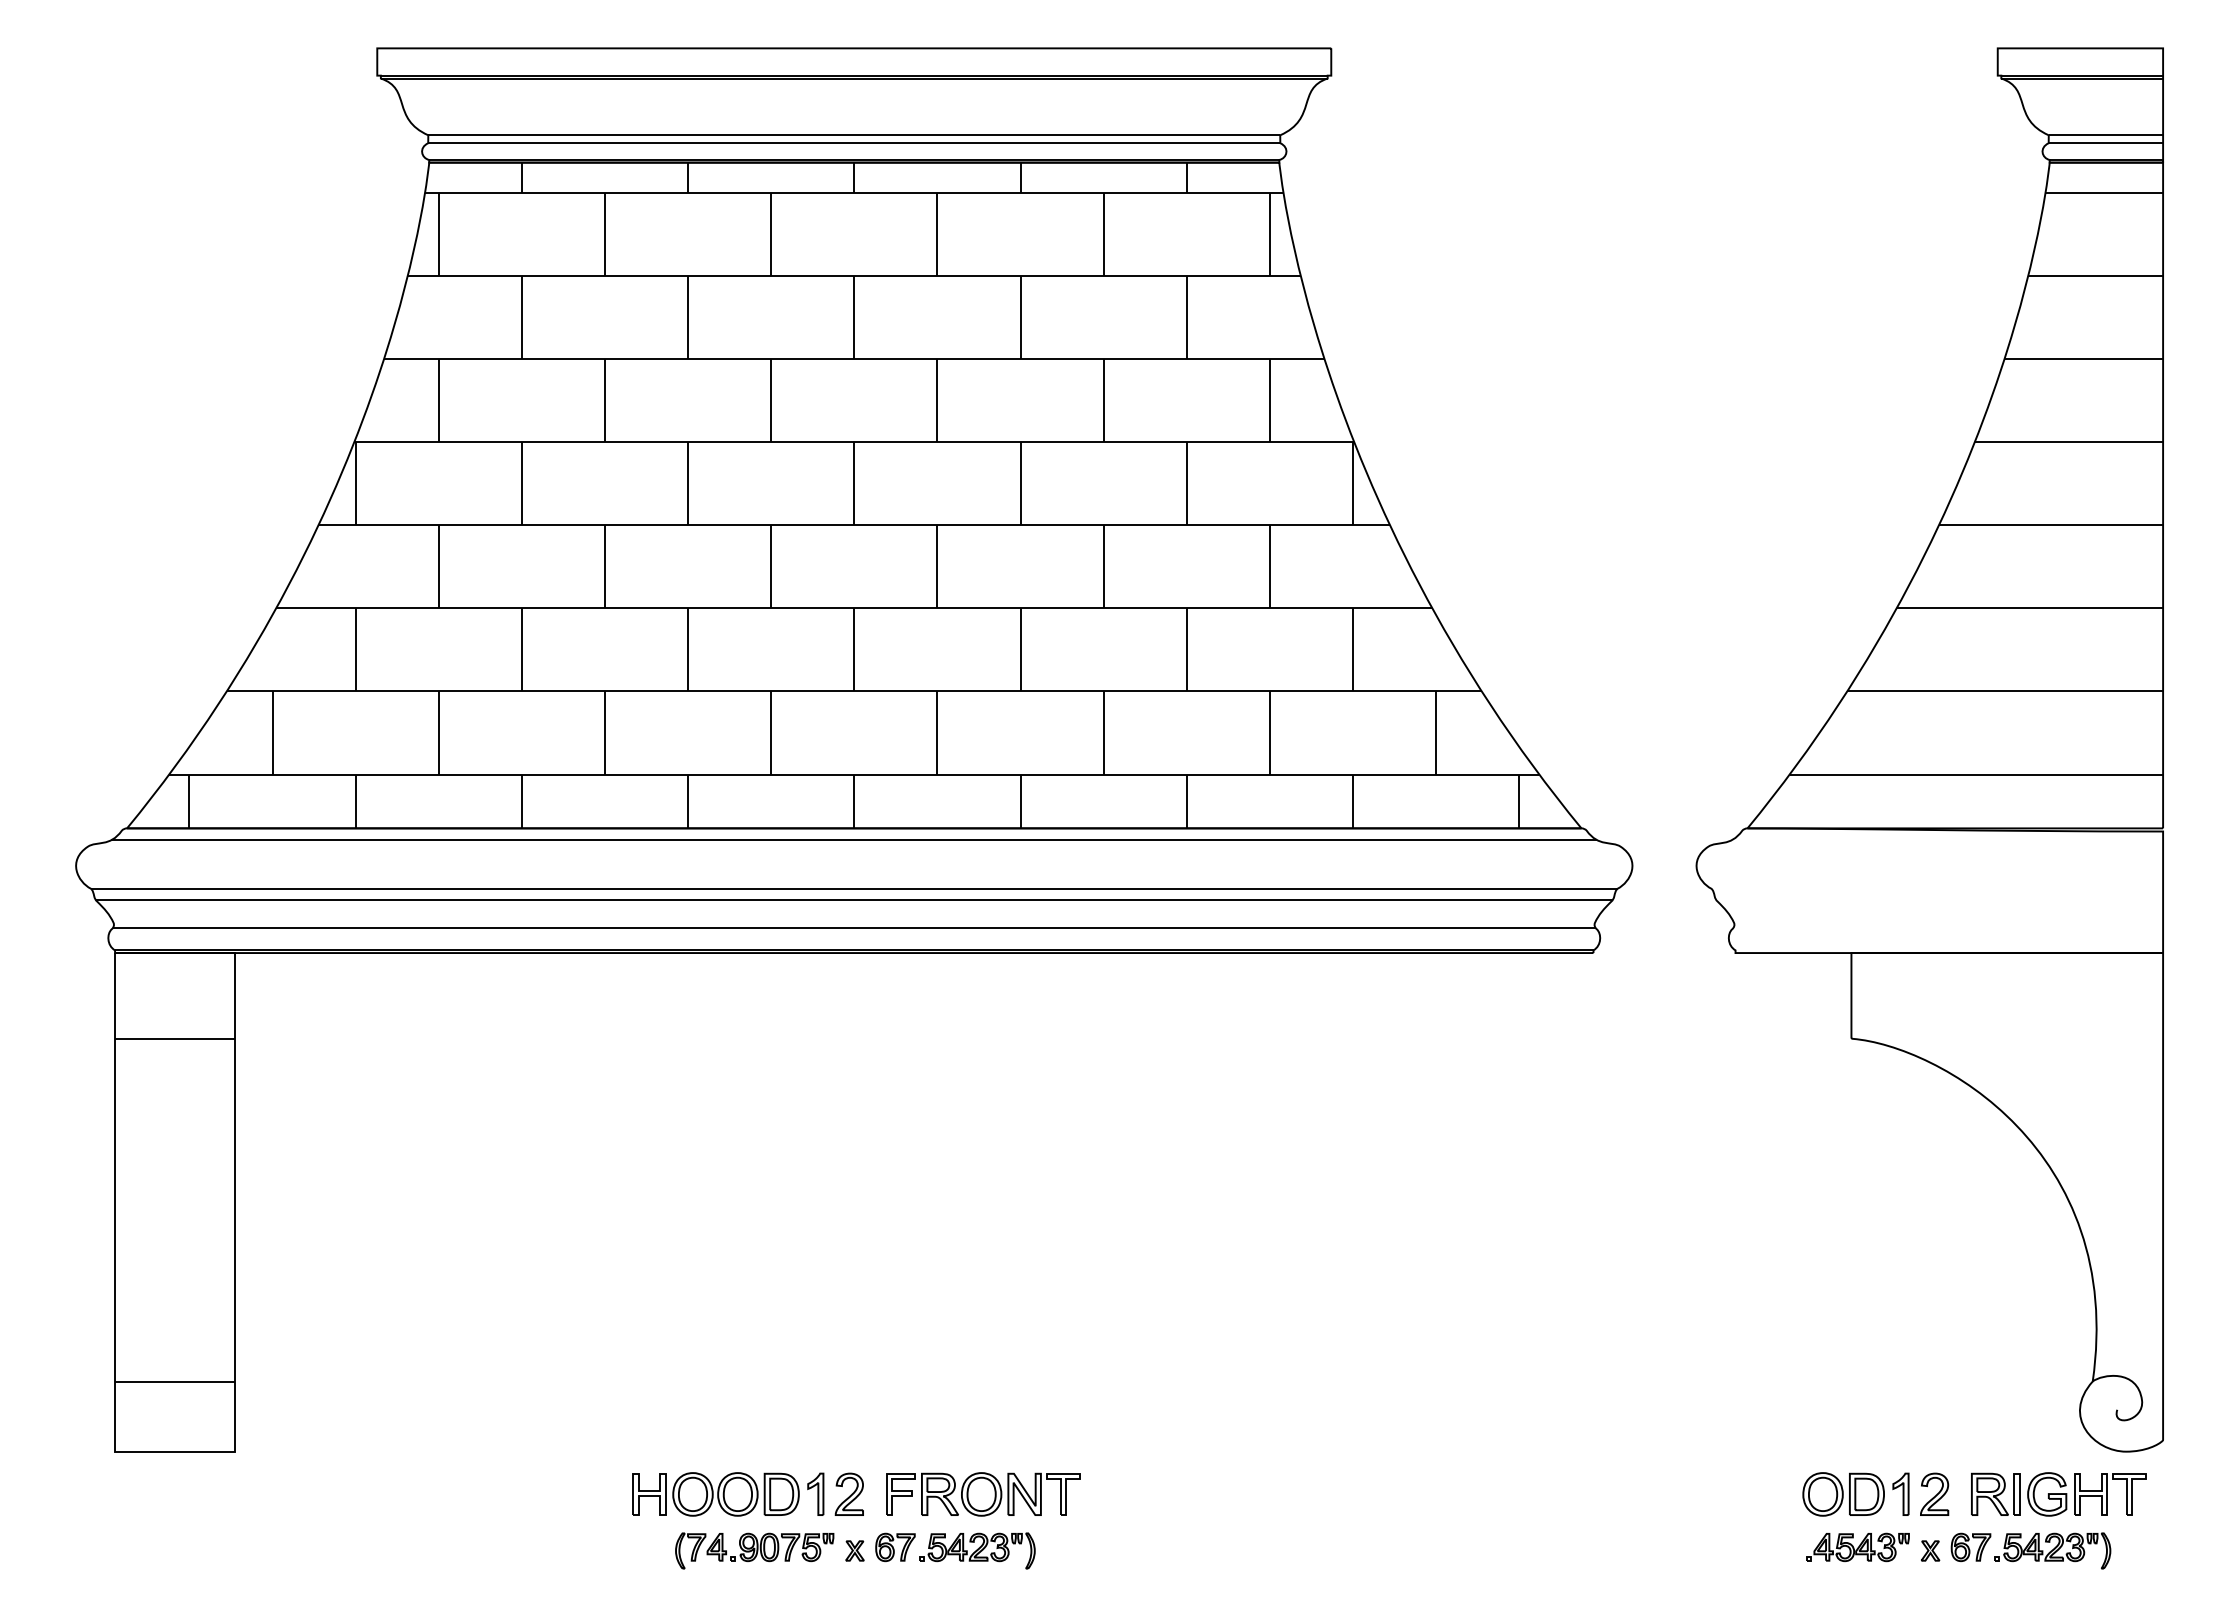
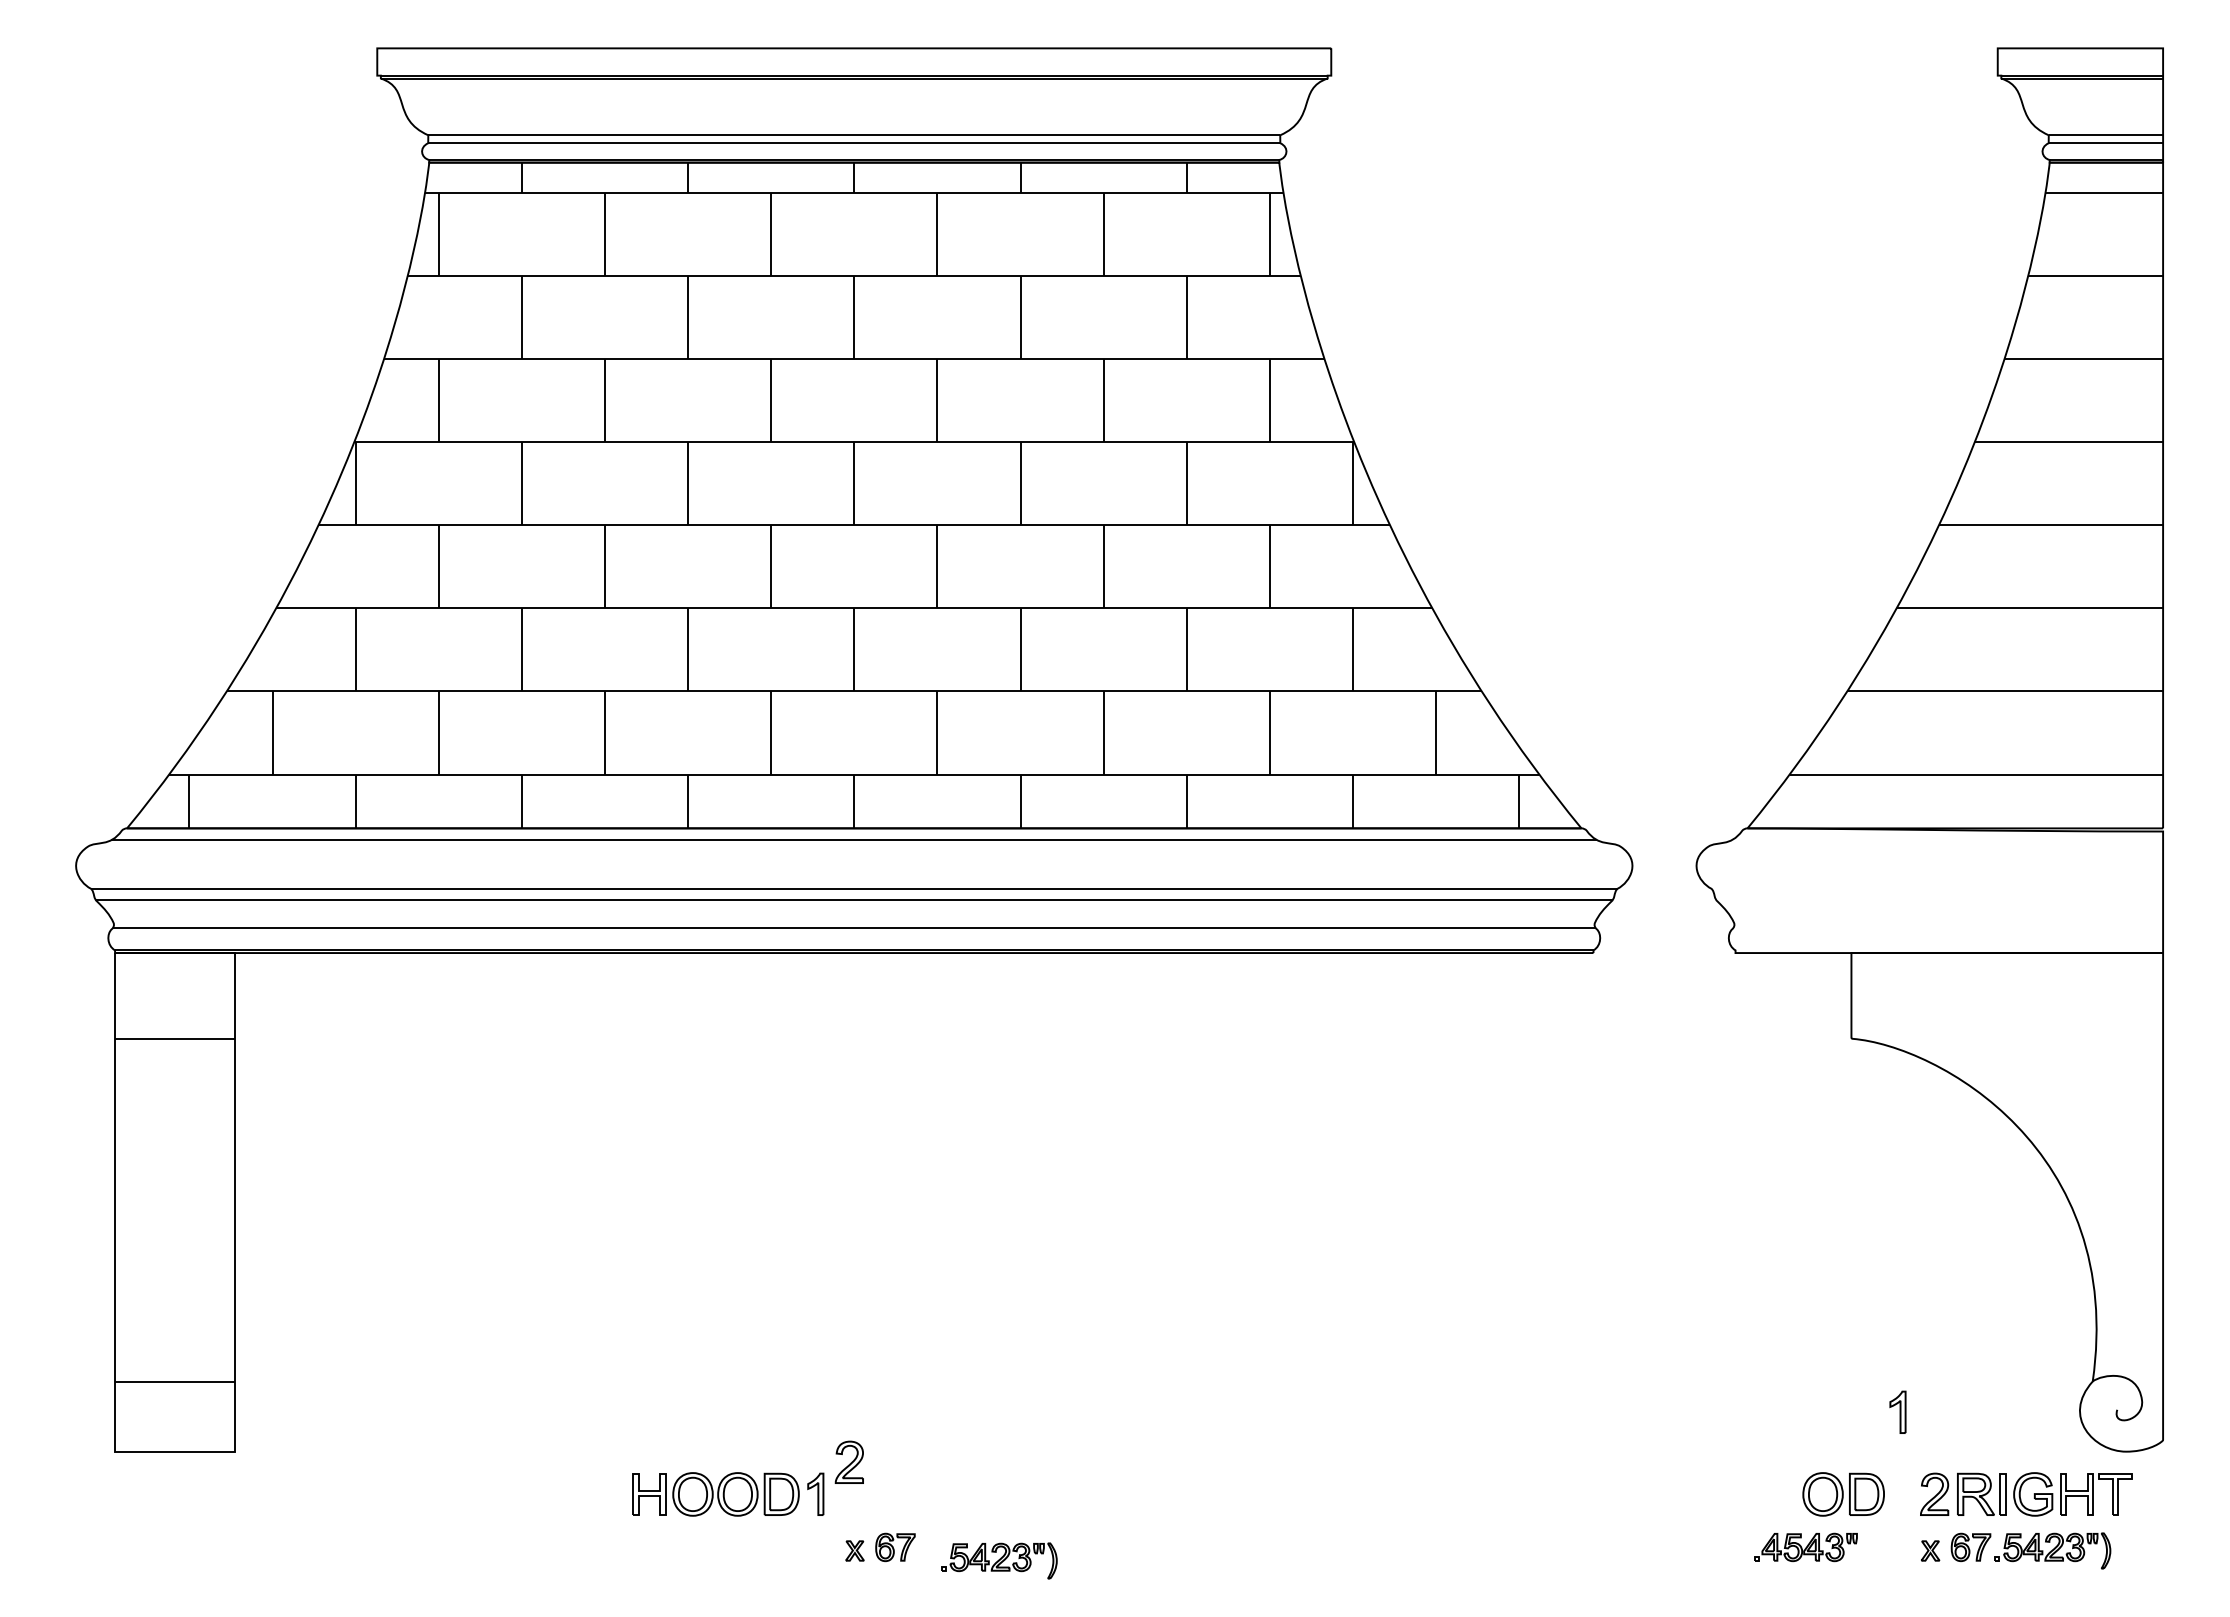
part position: (848, 1493) -> (848, 1461) (848, 1461)
part position: (1900, 1493) -> (1897, 1411) (1897, 1411)
part: present -> none (983, 1494)
part position: (2058, 1494) -> (2044, 1494) (2044, 1494)
part position: (1857, 1547) -> (1805, 1547) (1805, 1547)
part: present -> none (754, 1550)
part position: (977, 1550) -> (999, 1560) (999, 1560)
